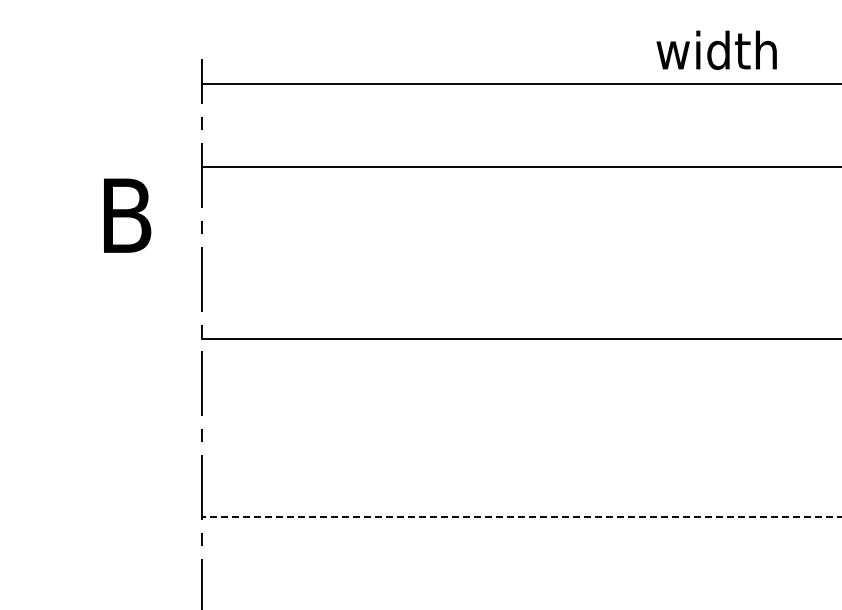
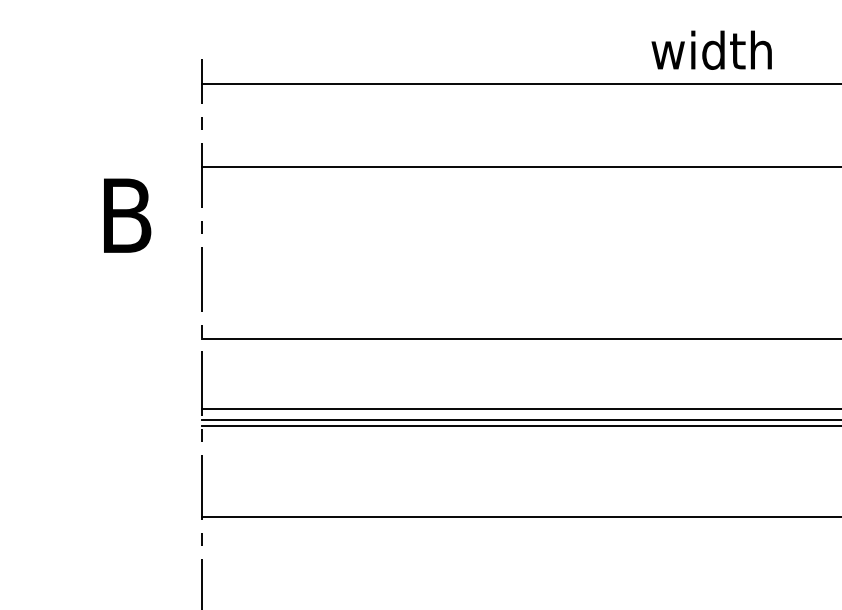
text position: (716, 49) -> (711, 49) (711, 49)
line: none -> present (520, 409)
line: none -> present (520, 419)
line: none -> present (520, 426)
line: dashed -> solid (522, 516)
